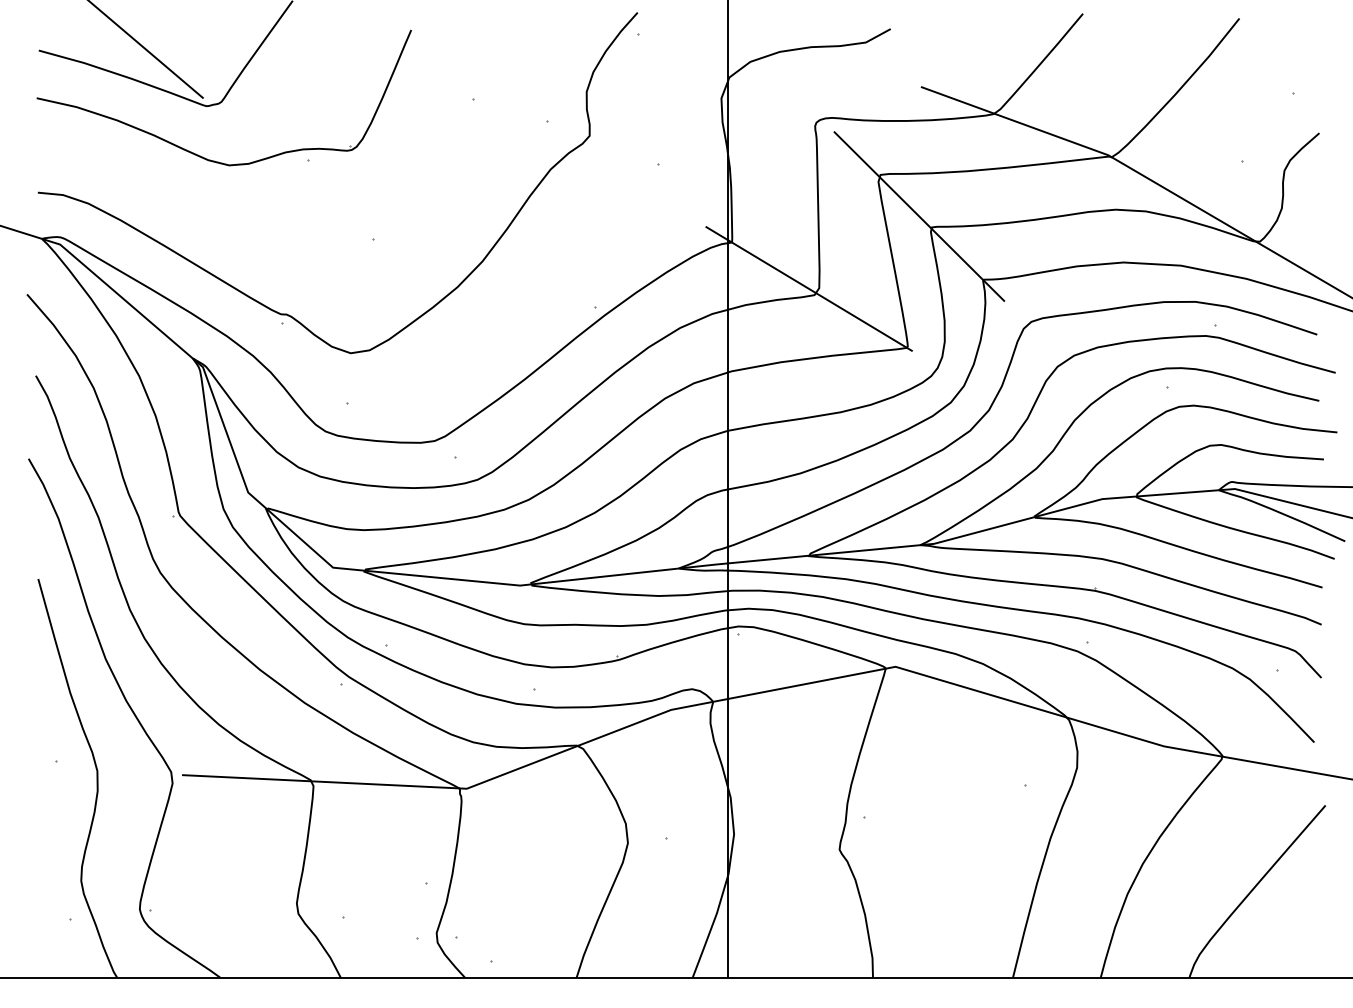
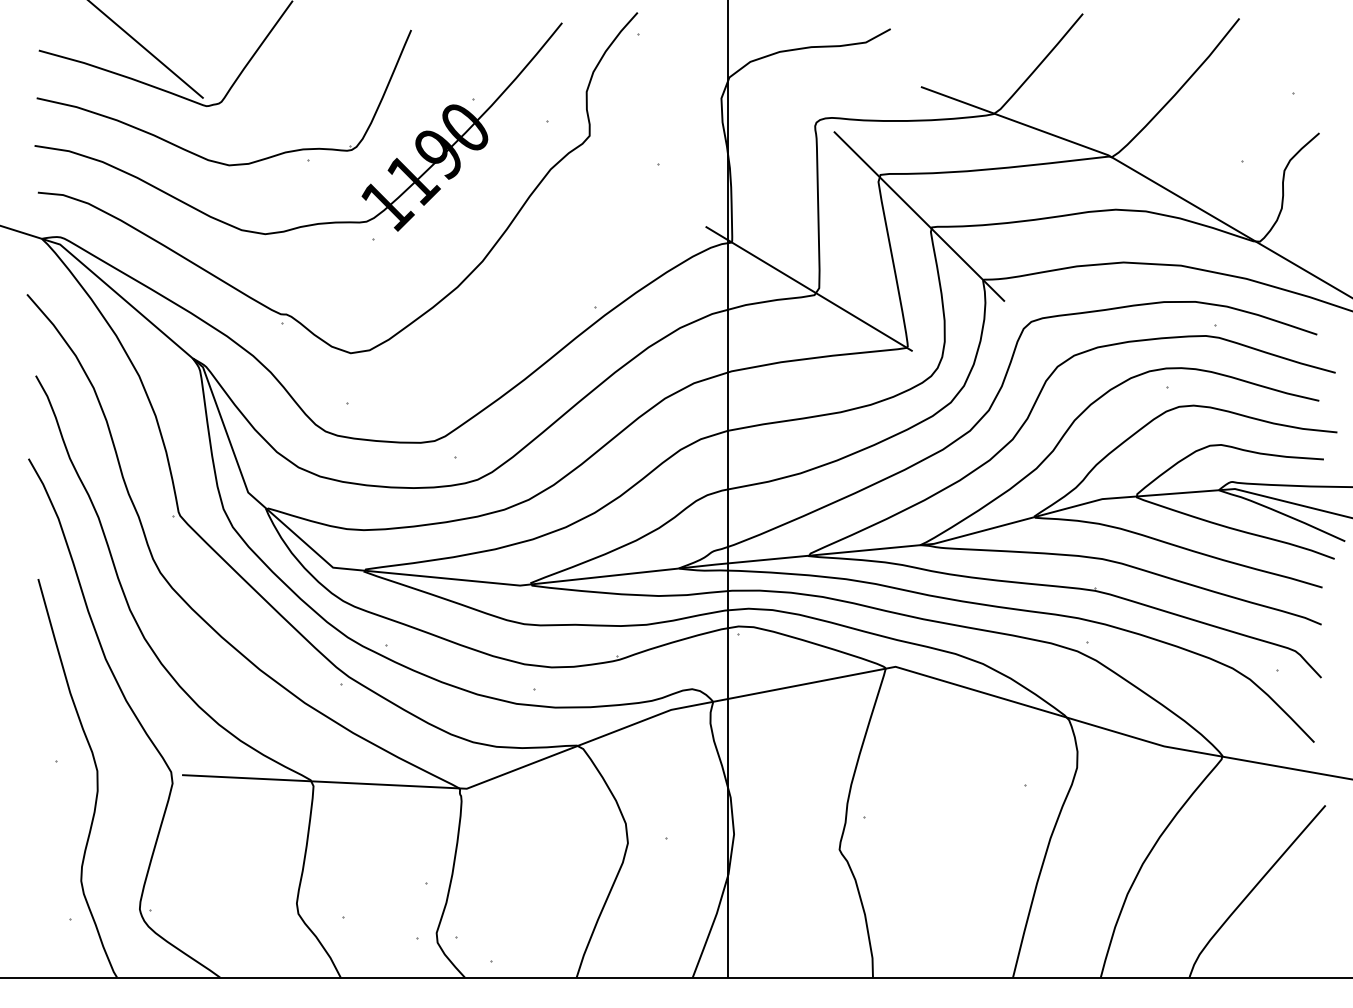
part: none -> present (366, 187)
